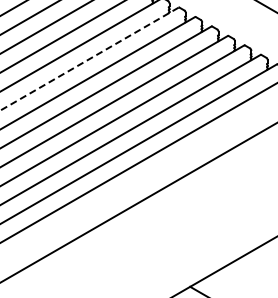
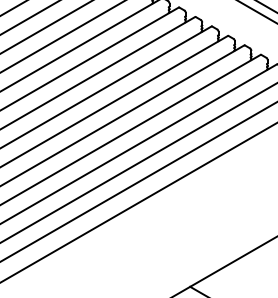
line: none -> present (257, 11)
line: dashed -> solid (89, 59)
line: none -> present (138, 181)
